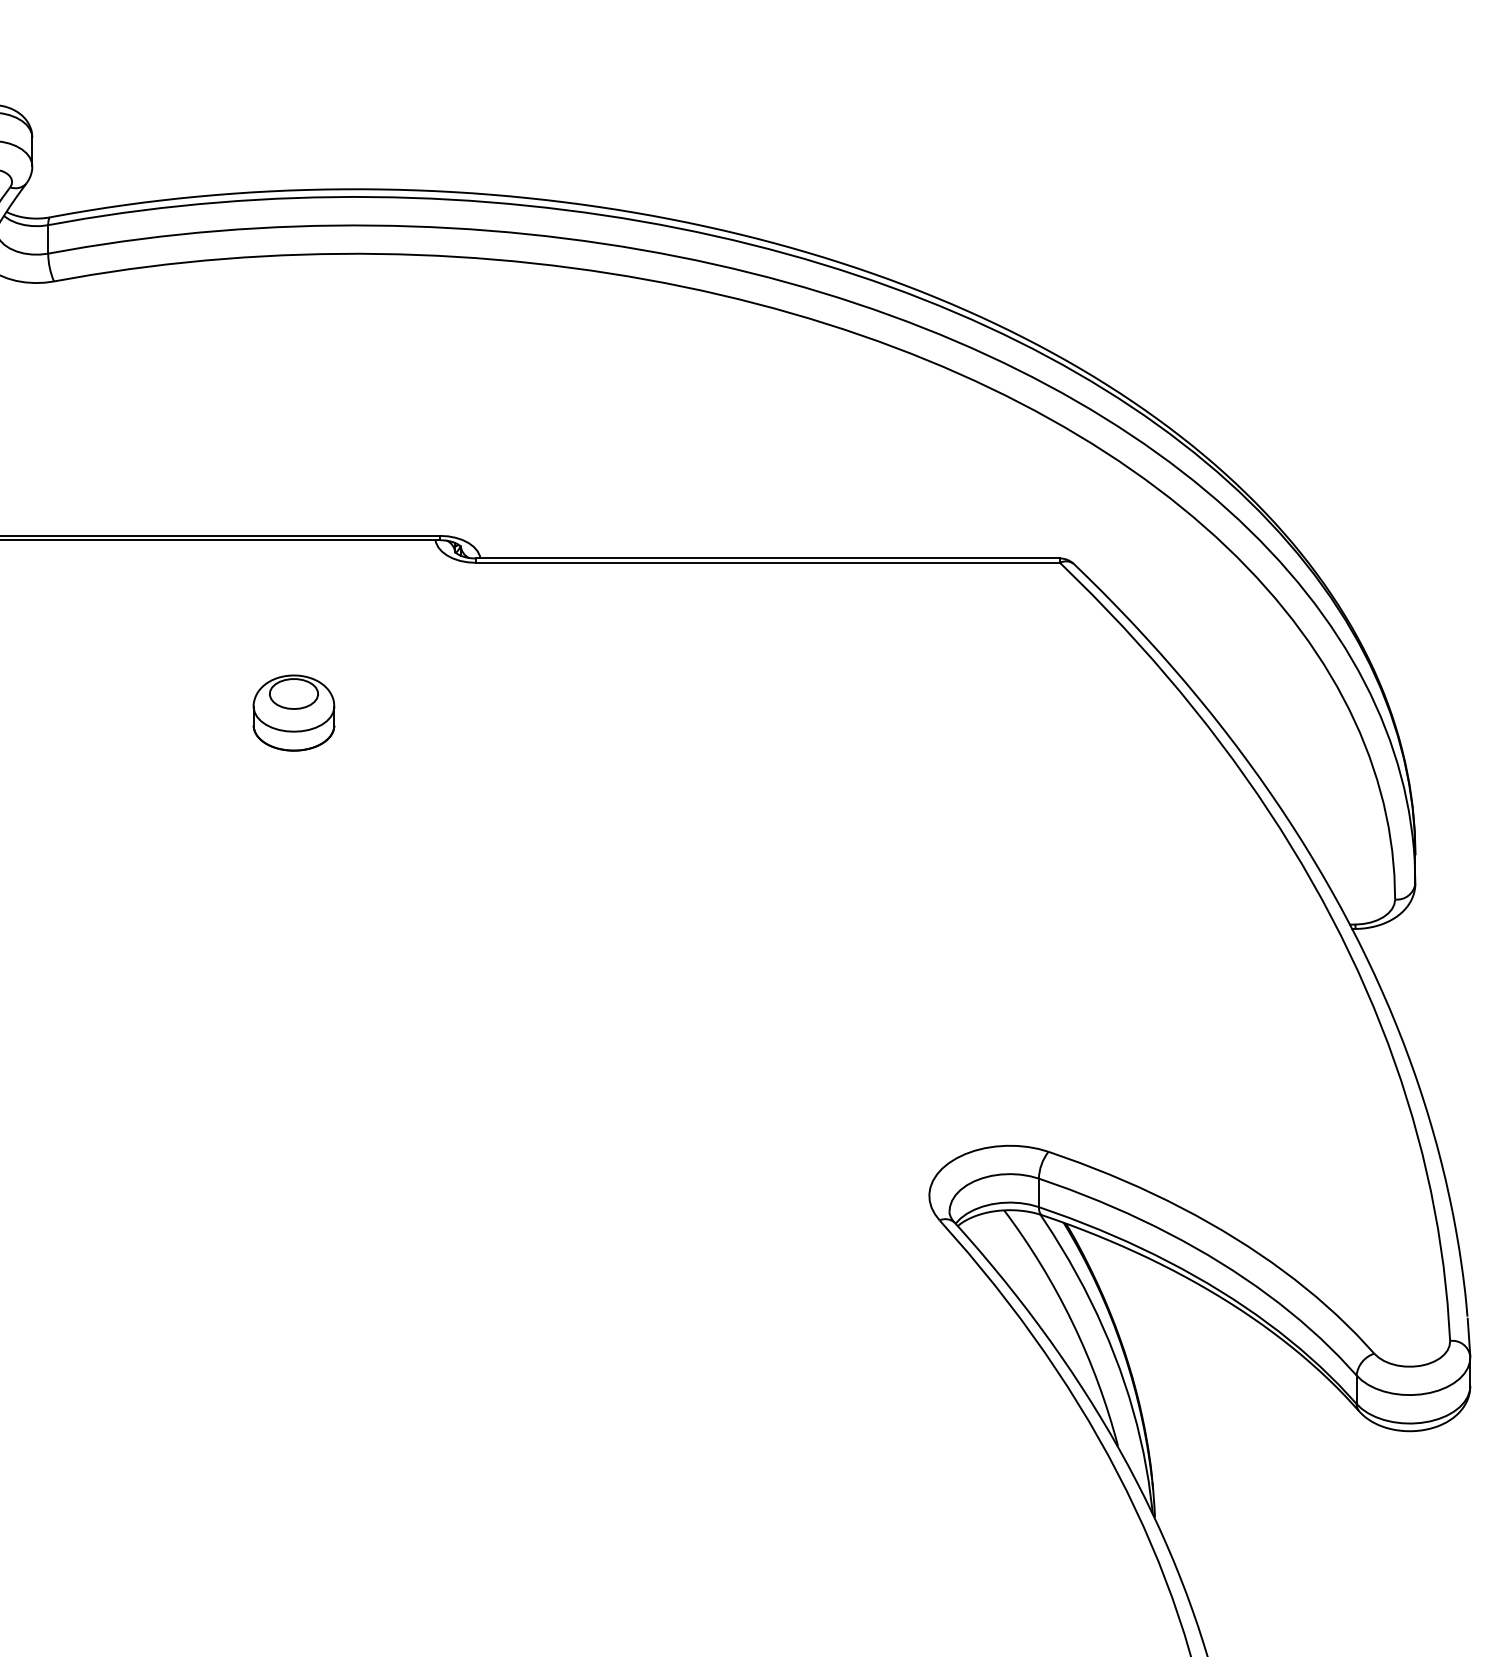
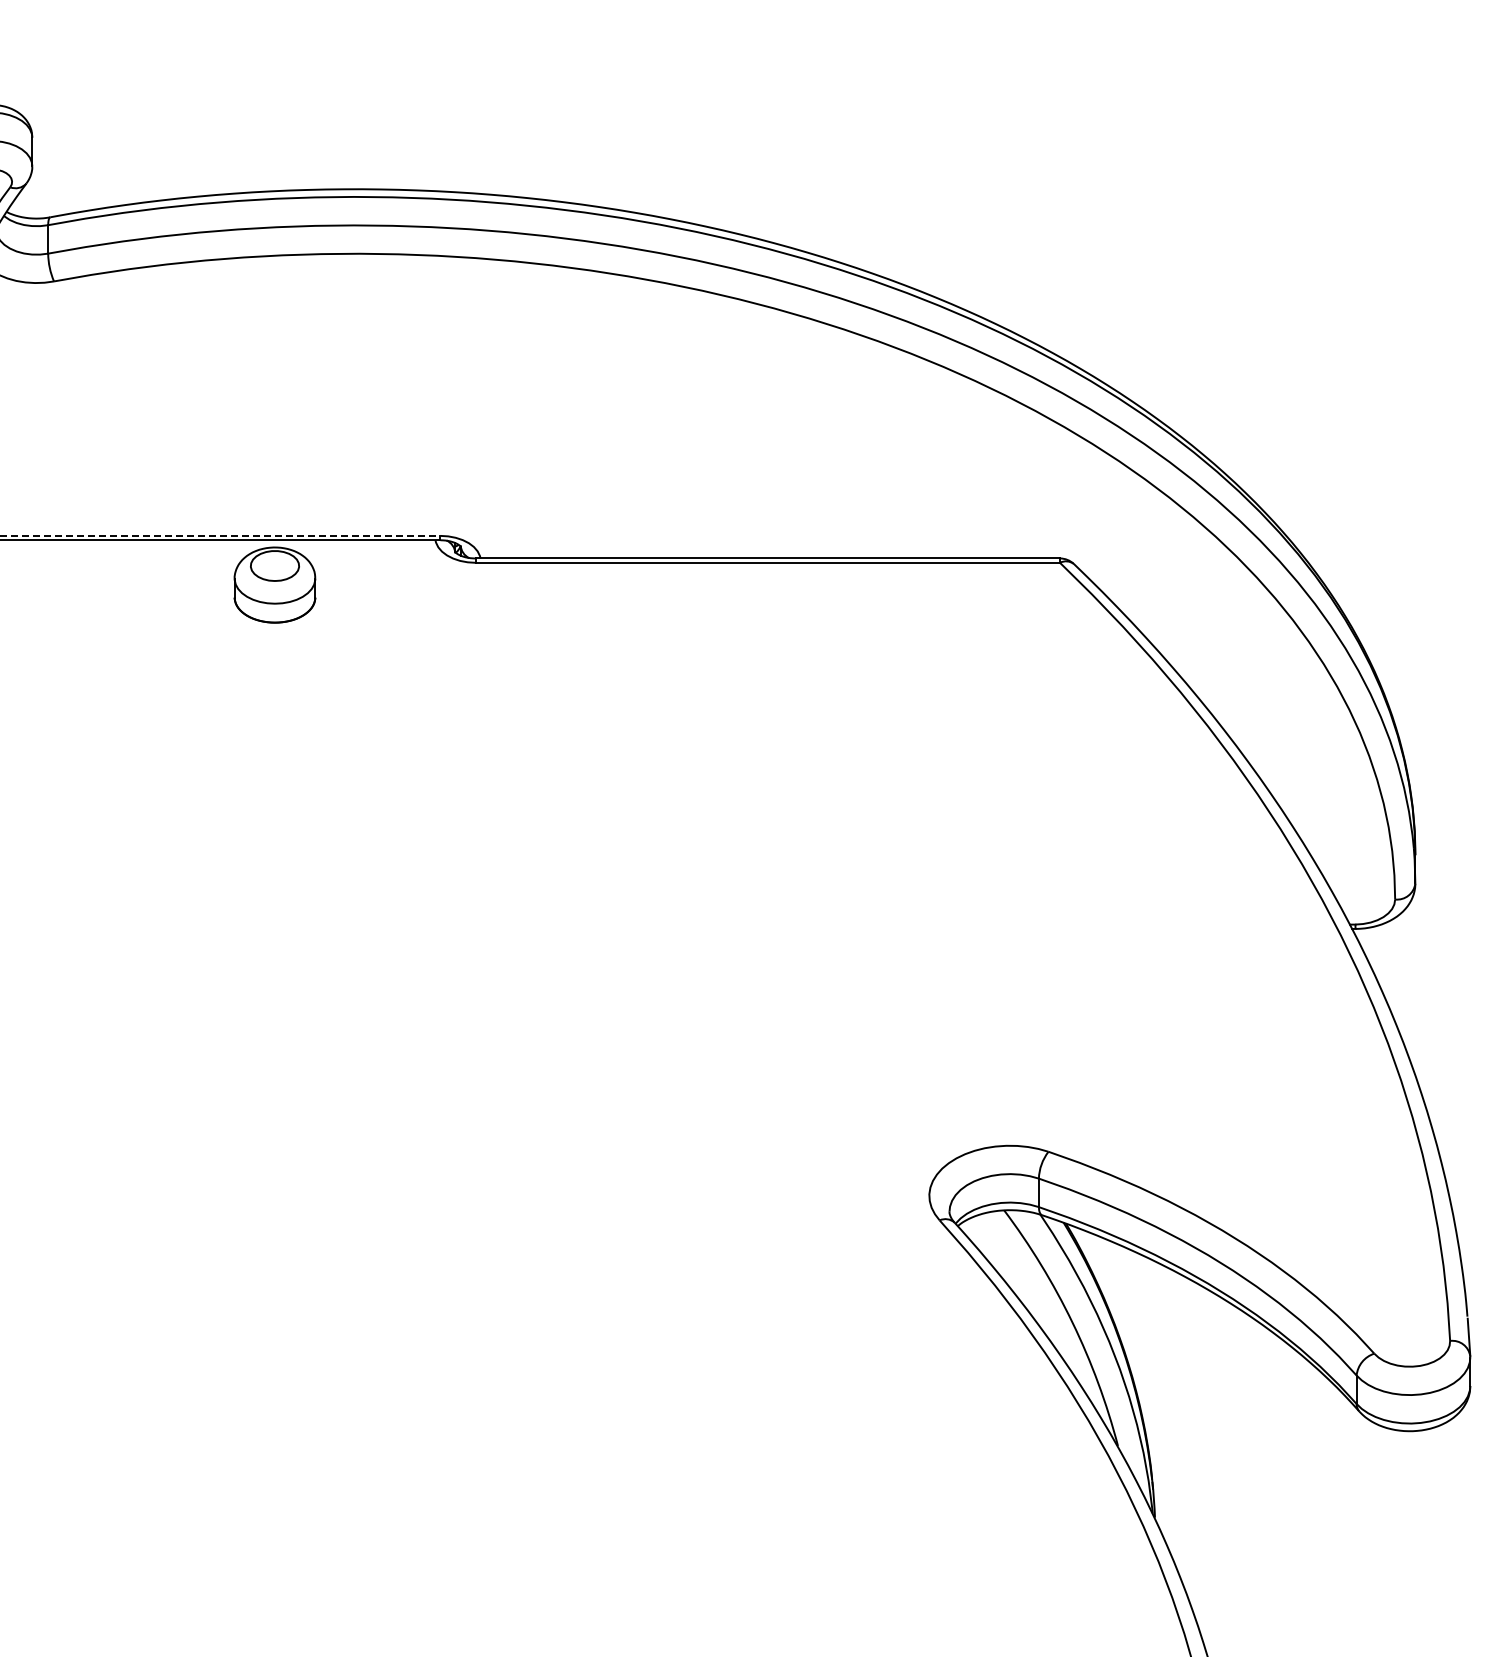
line: solid -> dashed (220, 535)
part position: (293, 712) -> (274, 584) (274, 584)
